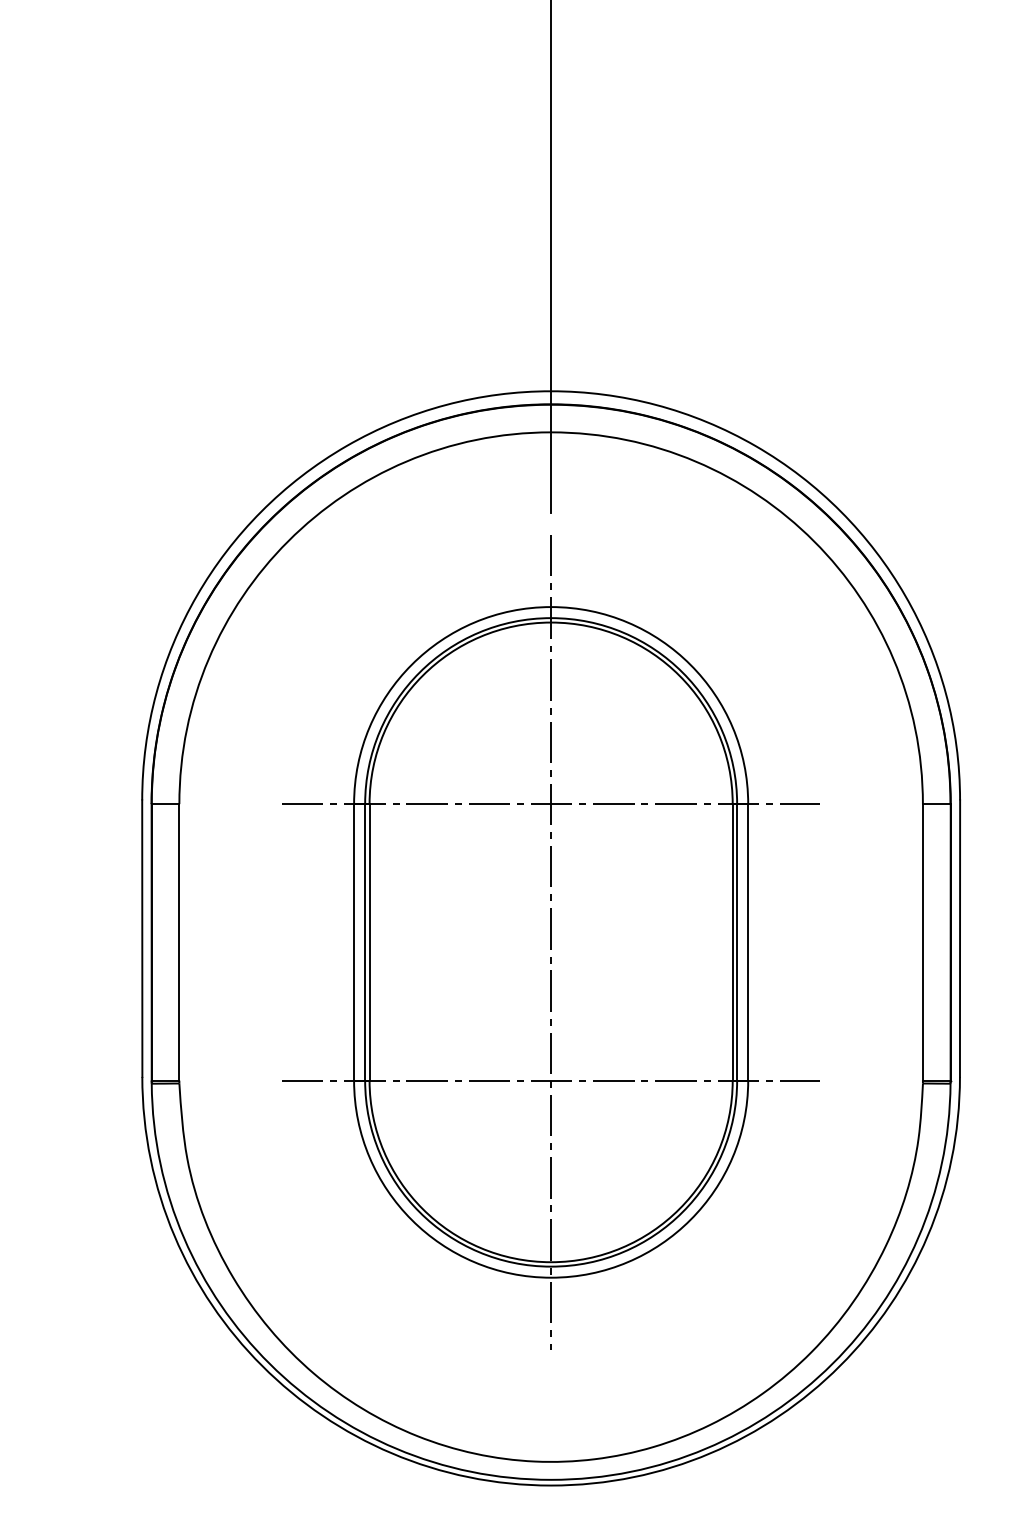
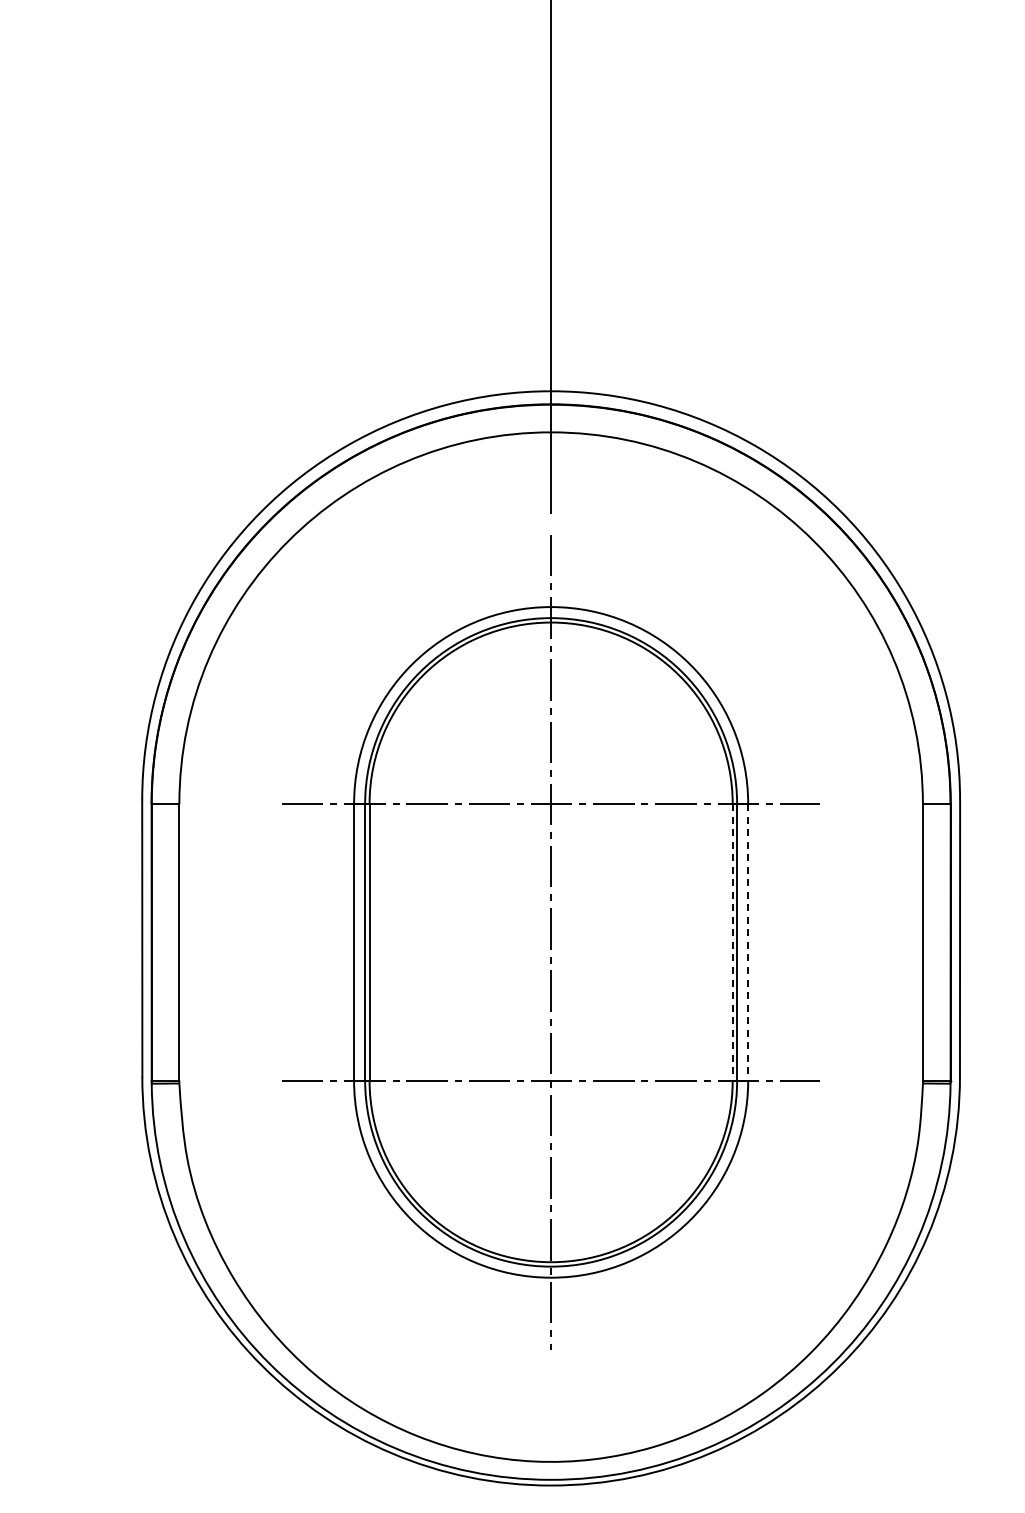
line: solid -> dashed (732, 942)
line: solid -> dashed (748, 942)
